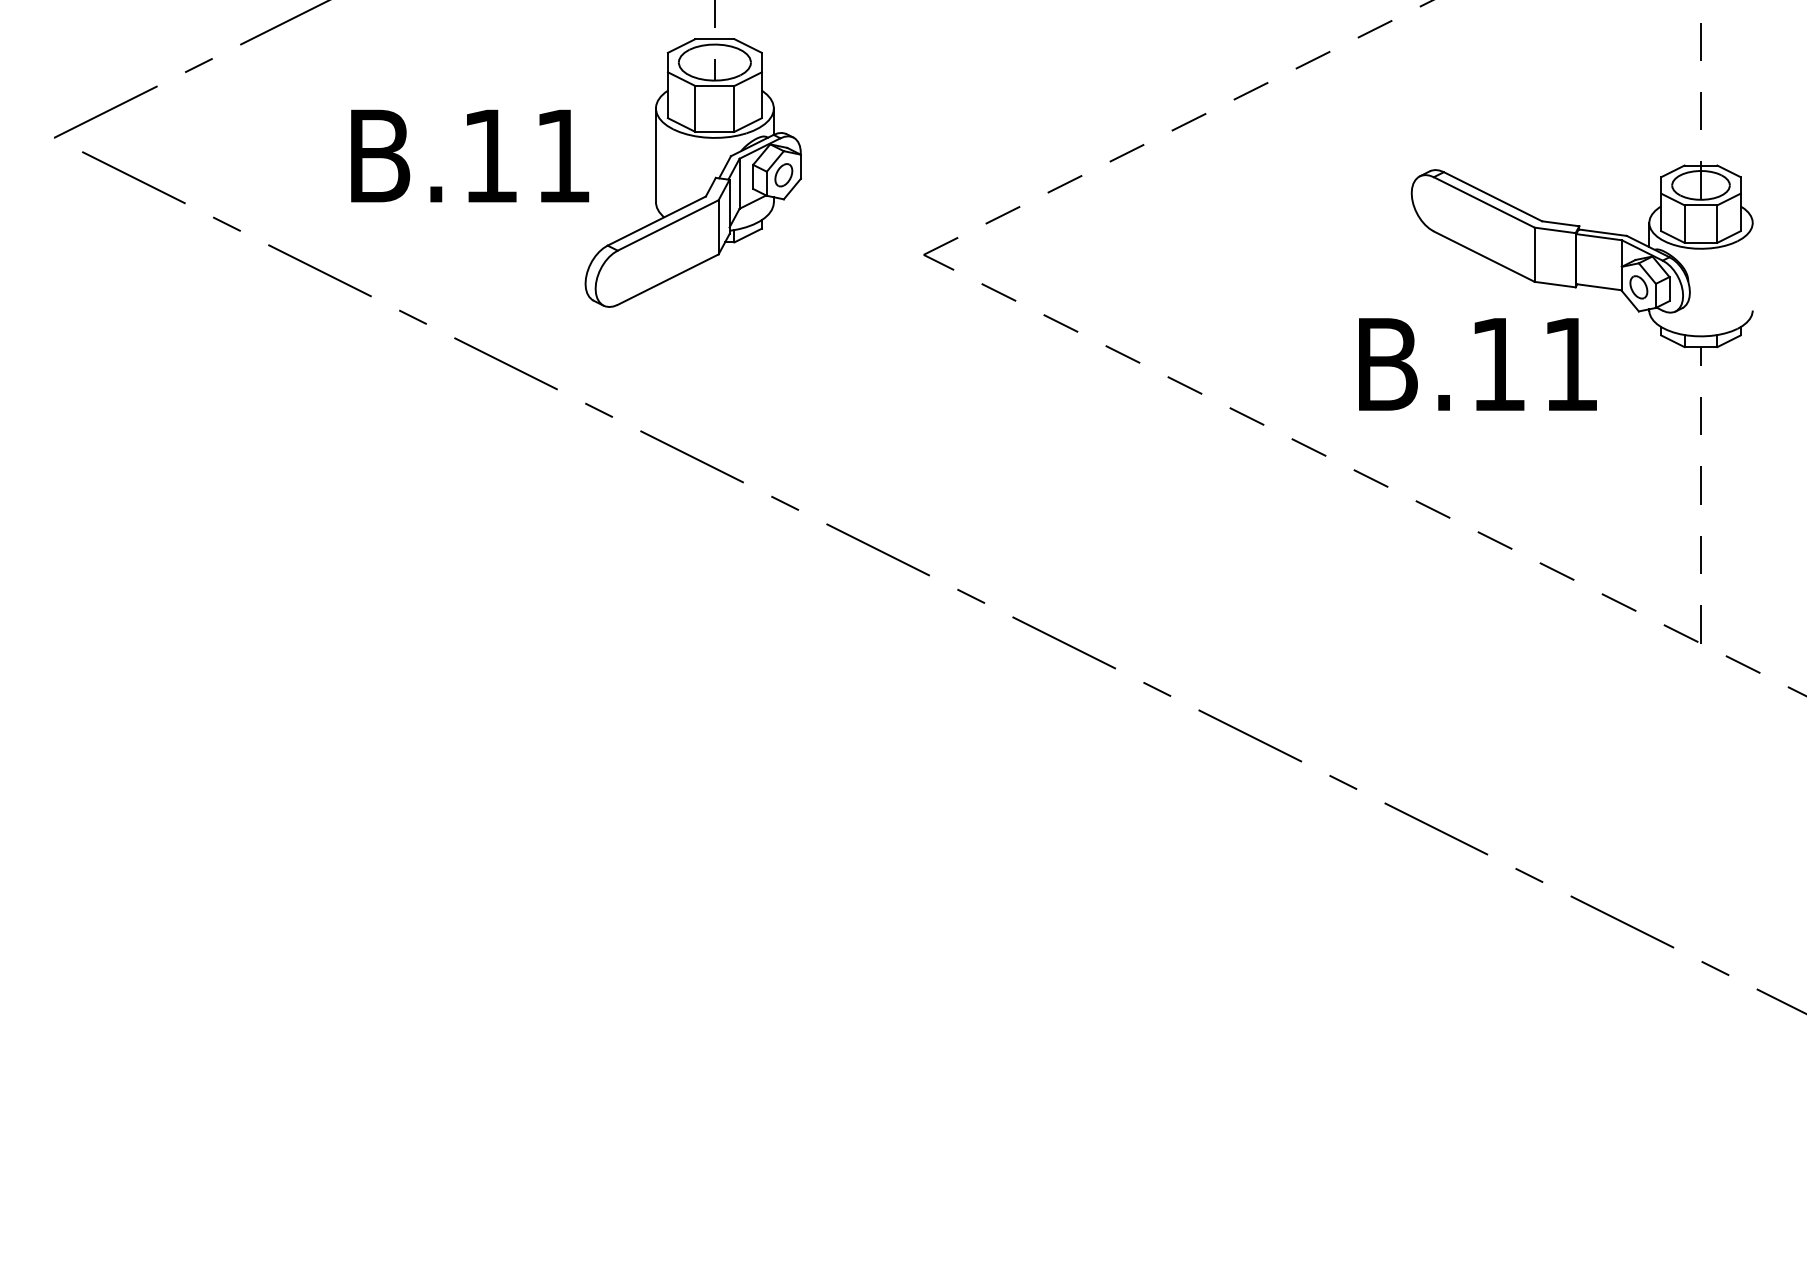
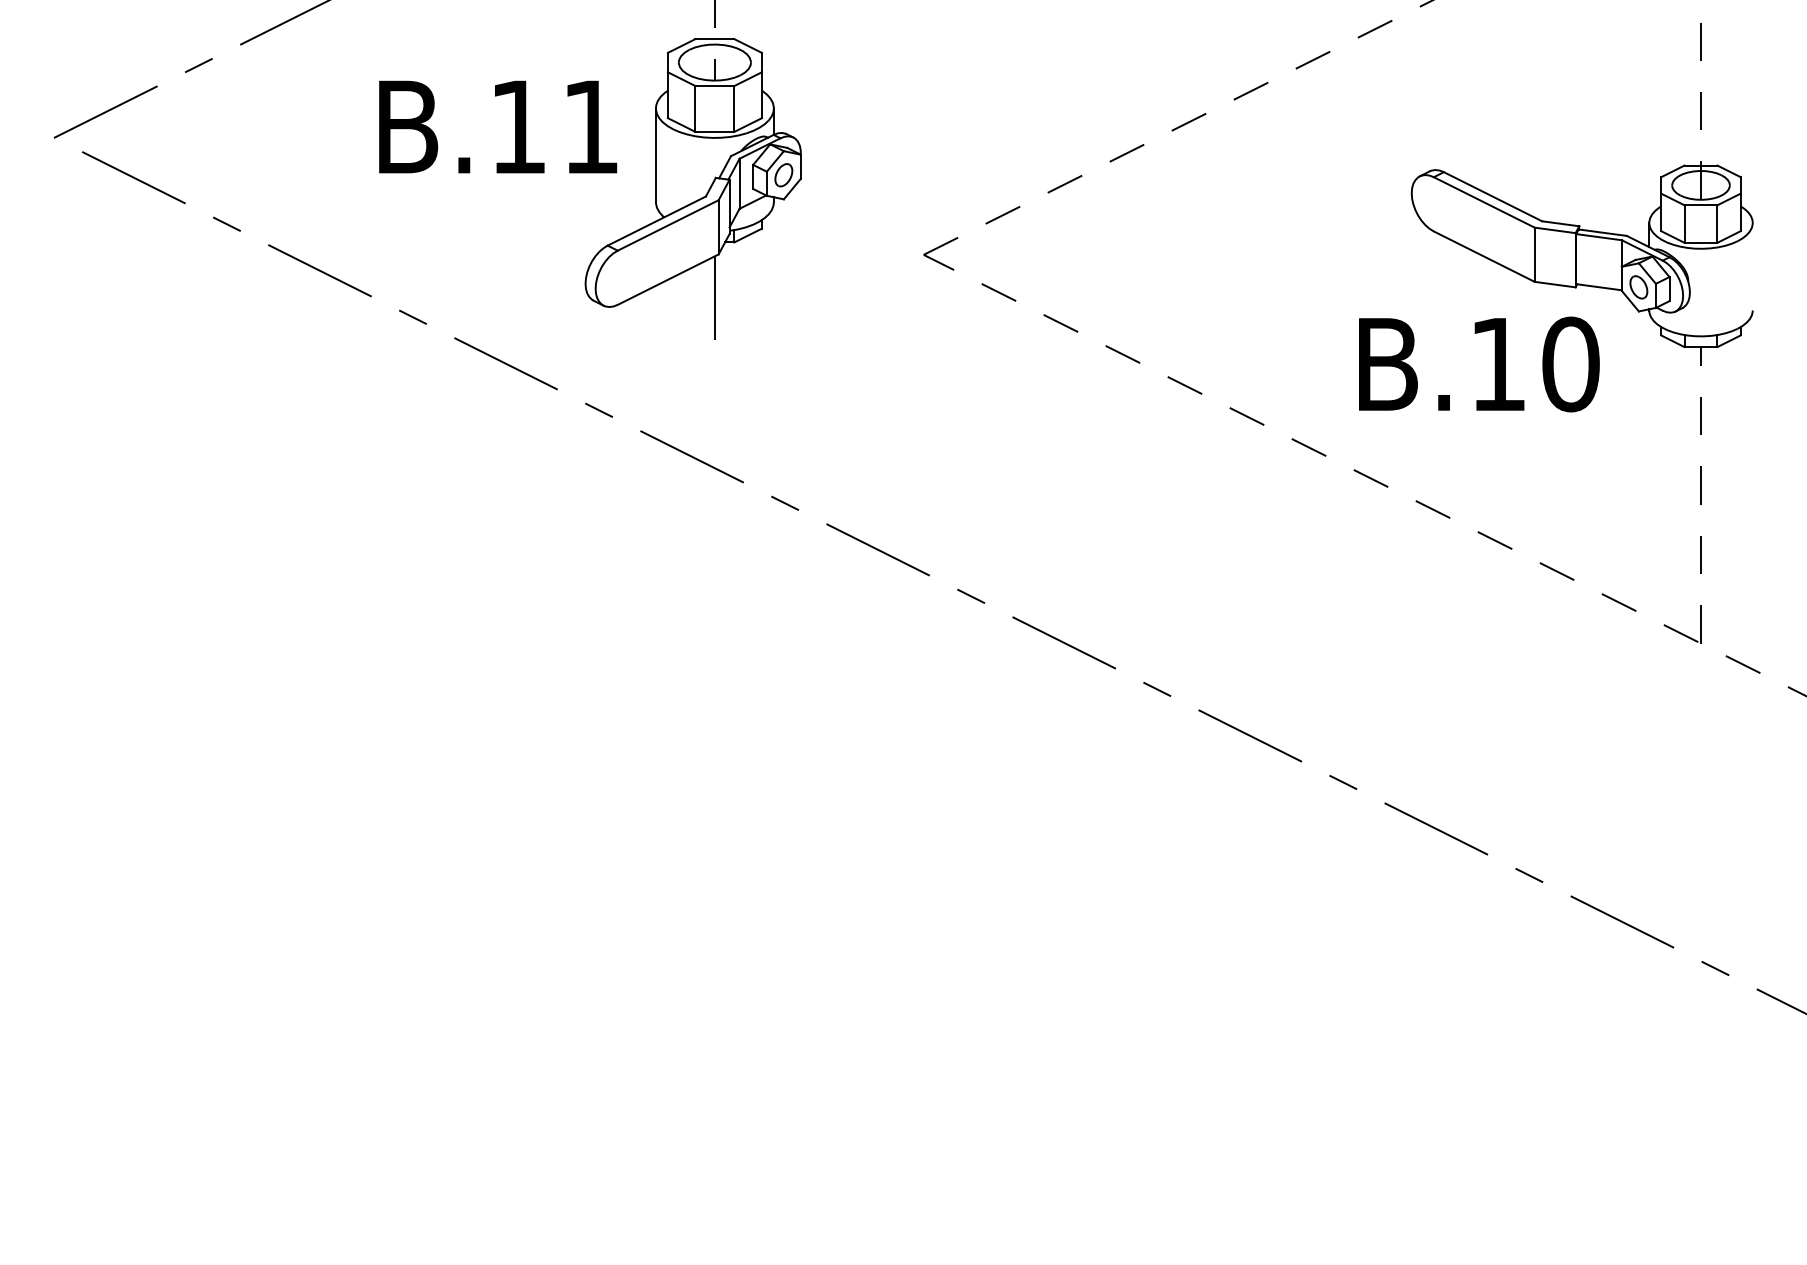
text position: (470, 155) -> (498, 126) (498, 126)
line: none -> present (714, 297)
text: B.11 -> B.10 (1570, 364)
